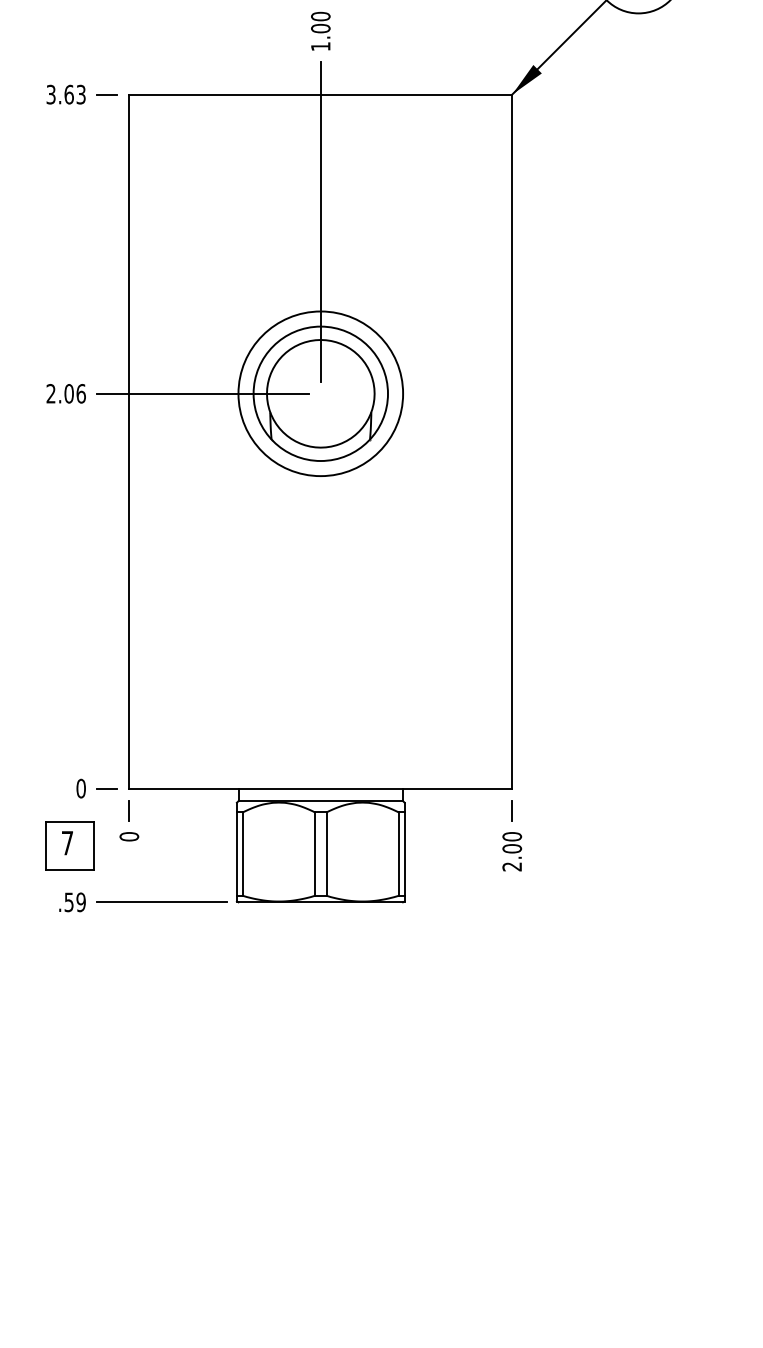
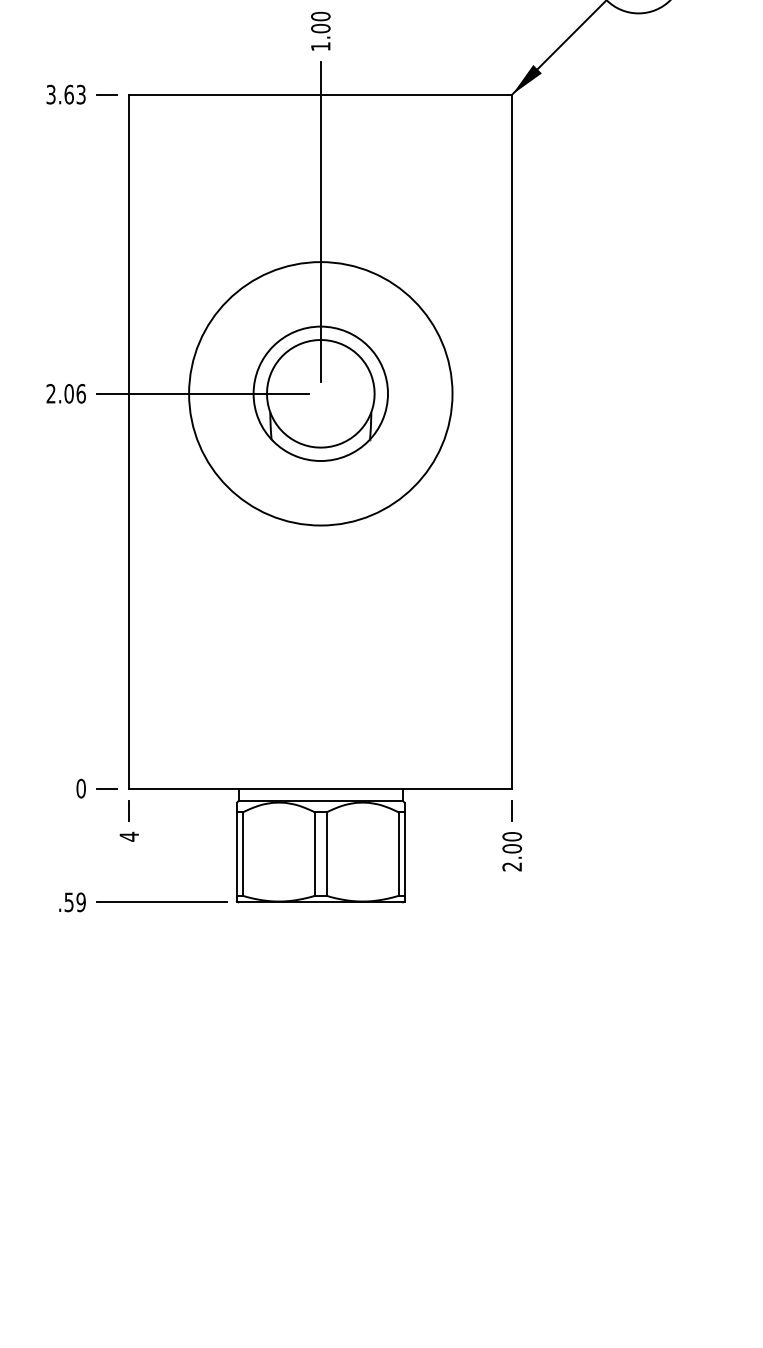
circle diameter: 165 px -> 263 px (320, 393)
text: 0 -> 4 (129, 836)
part: present -> none (69, 845)
